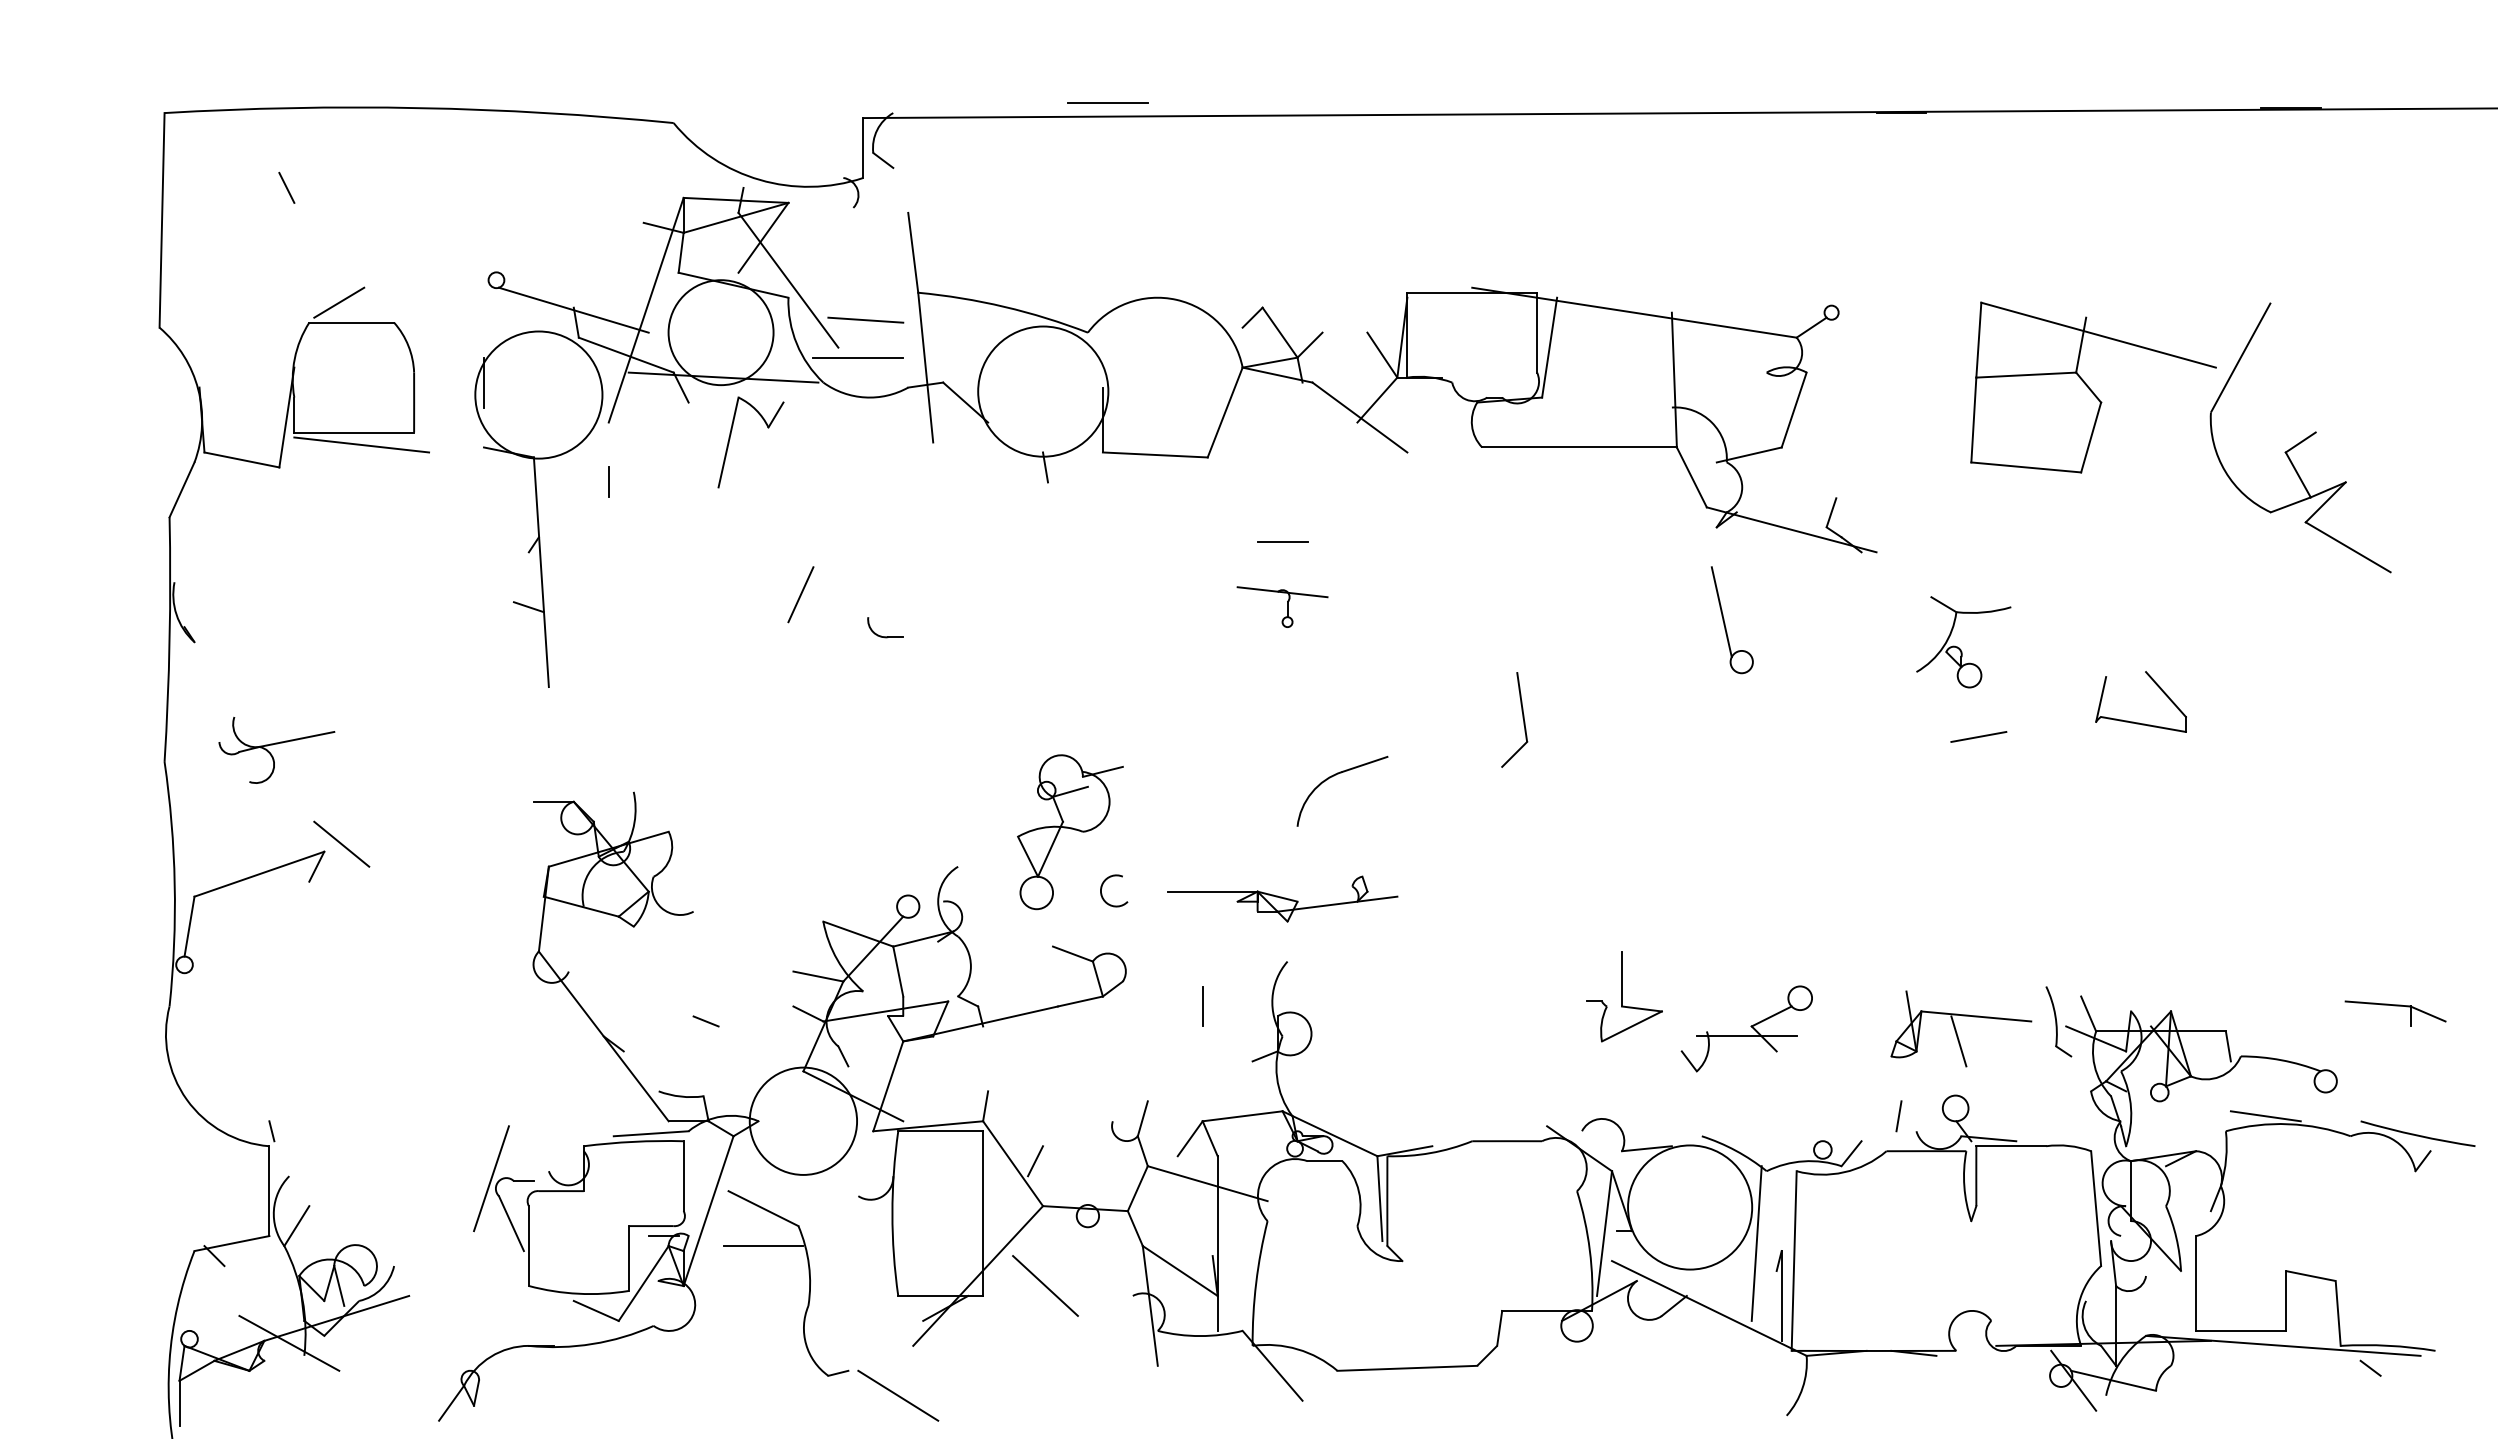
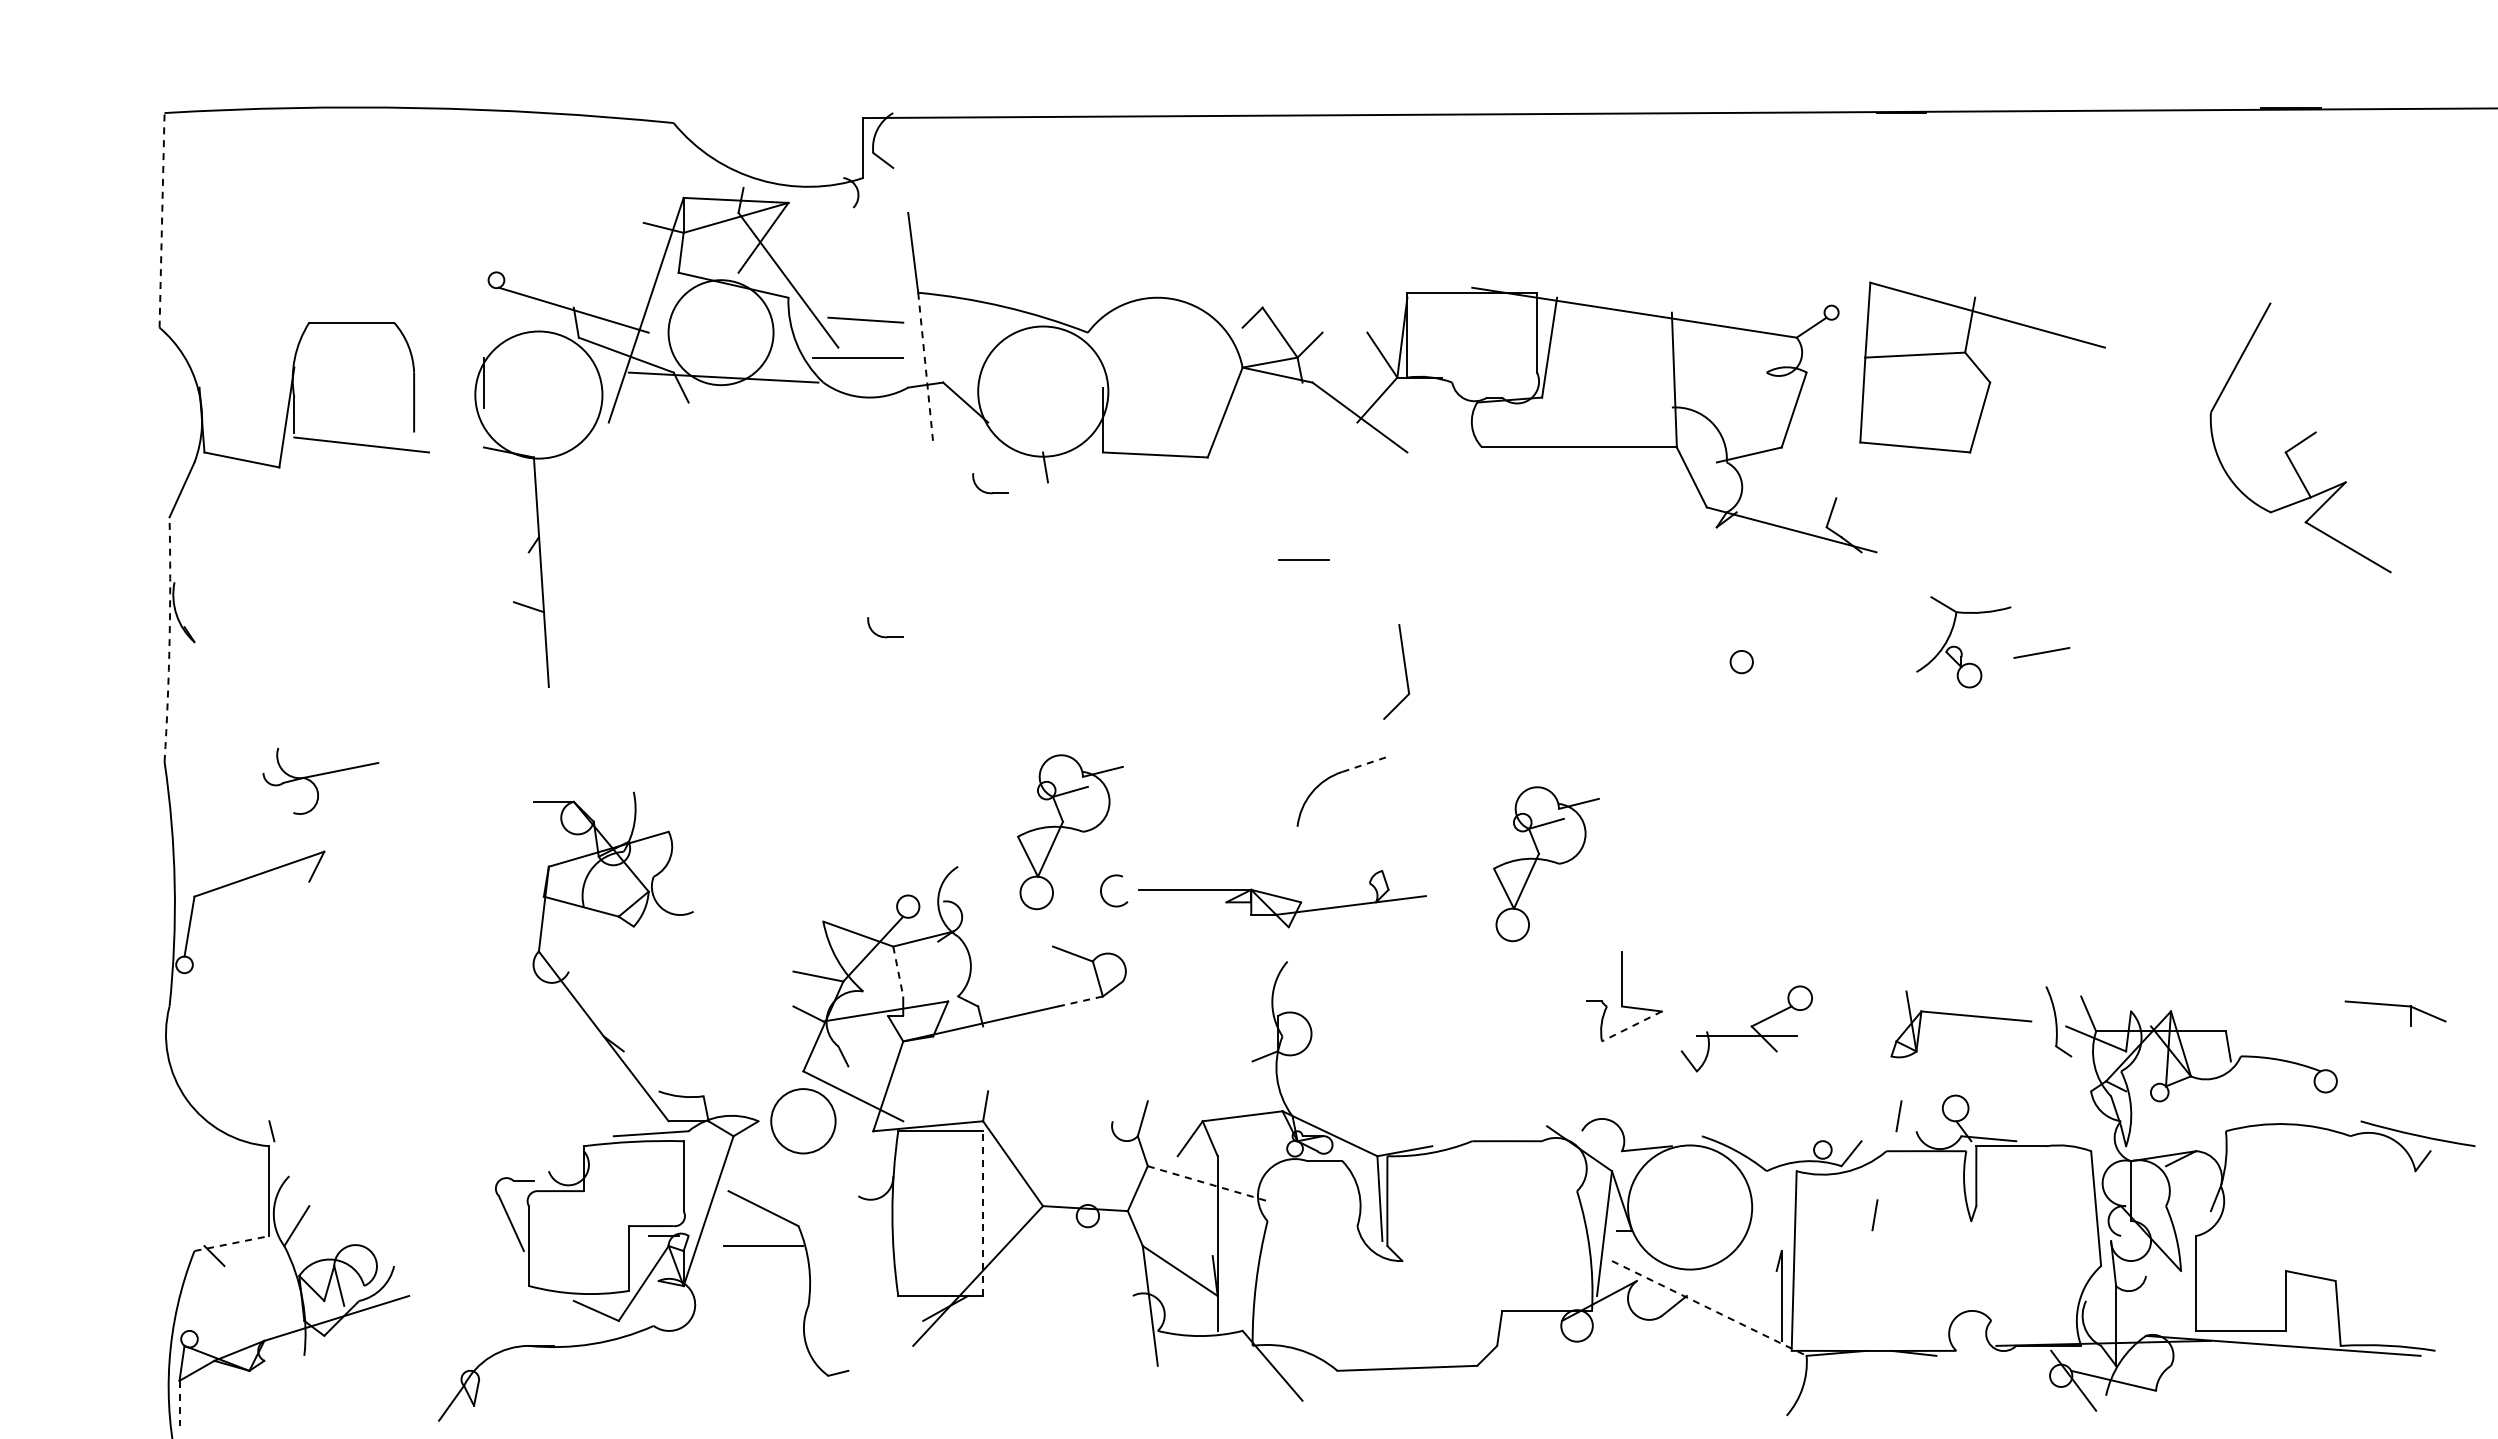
line: present -> none (1107, 103)
line: present -> none (286, 187)
line: solid -> dashed (162, 219)
line: present -> none (339, 302)
line: solid -> dashed (925, 368)
part position: (2093, 387) -> (1982, 367) (1982, 367)
line: present -> none (354, 432)
part: present -> none (730, 439)
line: present -> none (608, 482)
part: none -> present (986, 491)
line position: (1282, 541) -> (1303, 559) (1303, 559)
line: present -> none (800, 594)
part: present -> none (1282, 606)
line: present -> none (1721, 612)
arc: solid -> dashed (169, 639)
part position: (1522, 718) -> (1404, 670) (1404, 670)
part: present -> none (2139, 722)
line position: (1978, 736) -> (2041, 652) (2041, 652)
part position: (276, 750) -> (320, 781) (320, 781)
line: solid -> dashed (1364, 764)
line: present -> none (341, 843)
part: none -> present (1546, 864)
part size: 232x48 px -> 289x59 px (1282, 899)
line: solid -> dashed (898, 972)
line: solid -> dashed (1080, 1001)
line: present -> none (1202, 1006)
line: present -> none (705, 1021)
line: solid -> dashed (1631, 1026)
line: present -> none (1958, 1041)
line: present -> none (2265, 1116)
circle diameter: 107 px -> 64 px (803, 1121)
line: present -> none (1035, 1161)
line: present -> none (491, 1178)
line: solid -> dashed (1208, 1183)
line: solid -> dashed (983, 1213)
line: none -> present (1874, 1215)
line: solid -> dashed (232, 1243)
line: present -> none (1756, 1243)
line: present -> none (1045, 1285)
line: solid -> dashed (1709, 1308)
line: present -> none (289, 1342)
line: present -> none (2370, 1367)
line: present -> none (898, 1395)
line: solid -> dashed (179, 1403)
